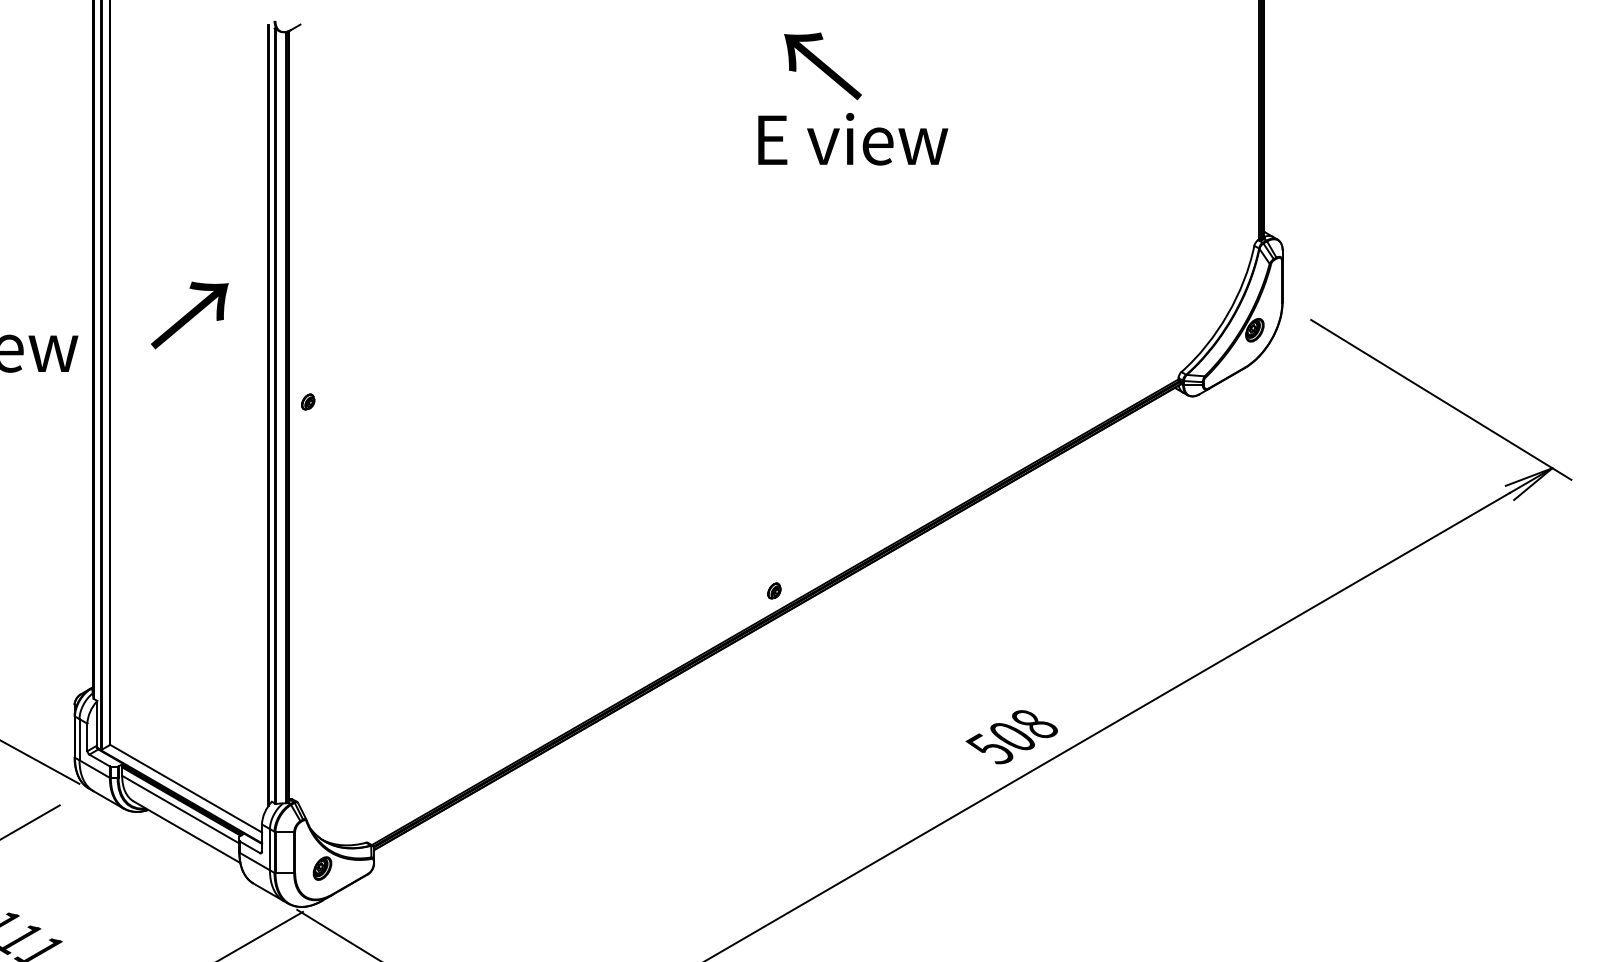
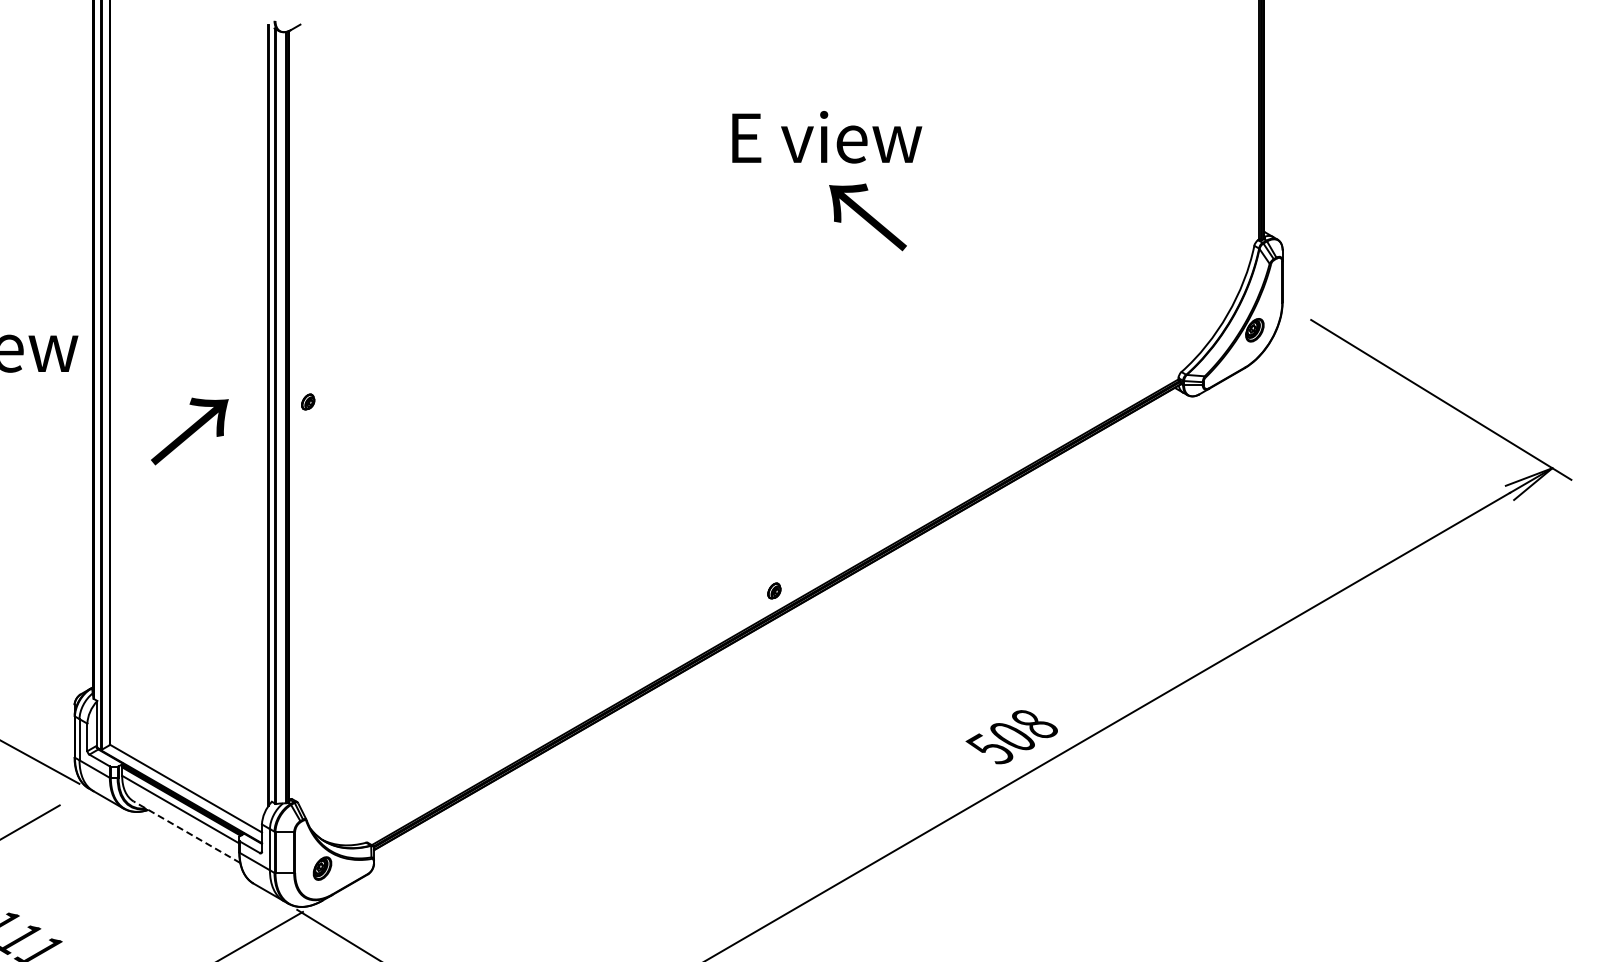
text position: (822, 66) -> (867, 217) (867, 217)
text position: (853, 139) -> (827, 137) (827, 137)
text position: (189, 315) -> (189, 431) (189, 431)
line: solid -> dashed (186, 831)
